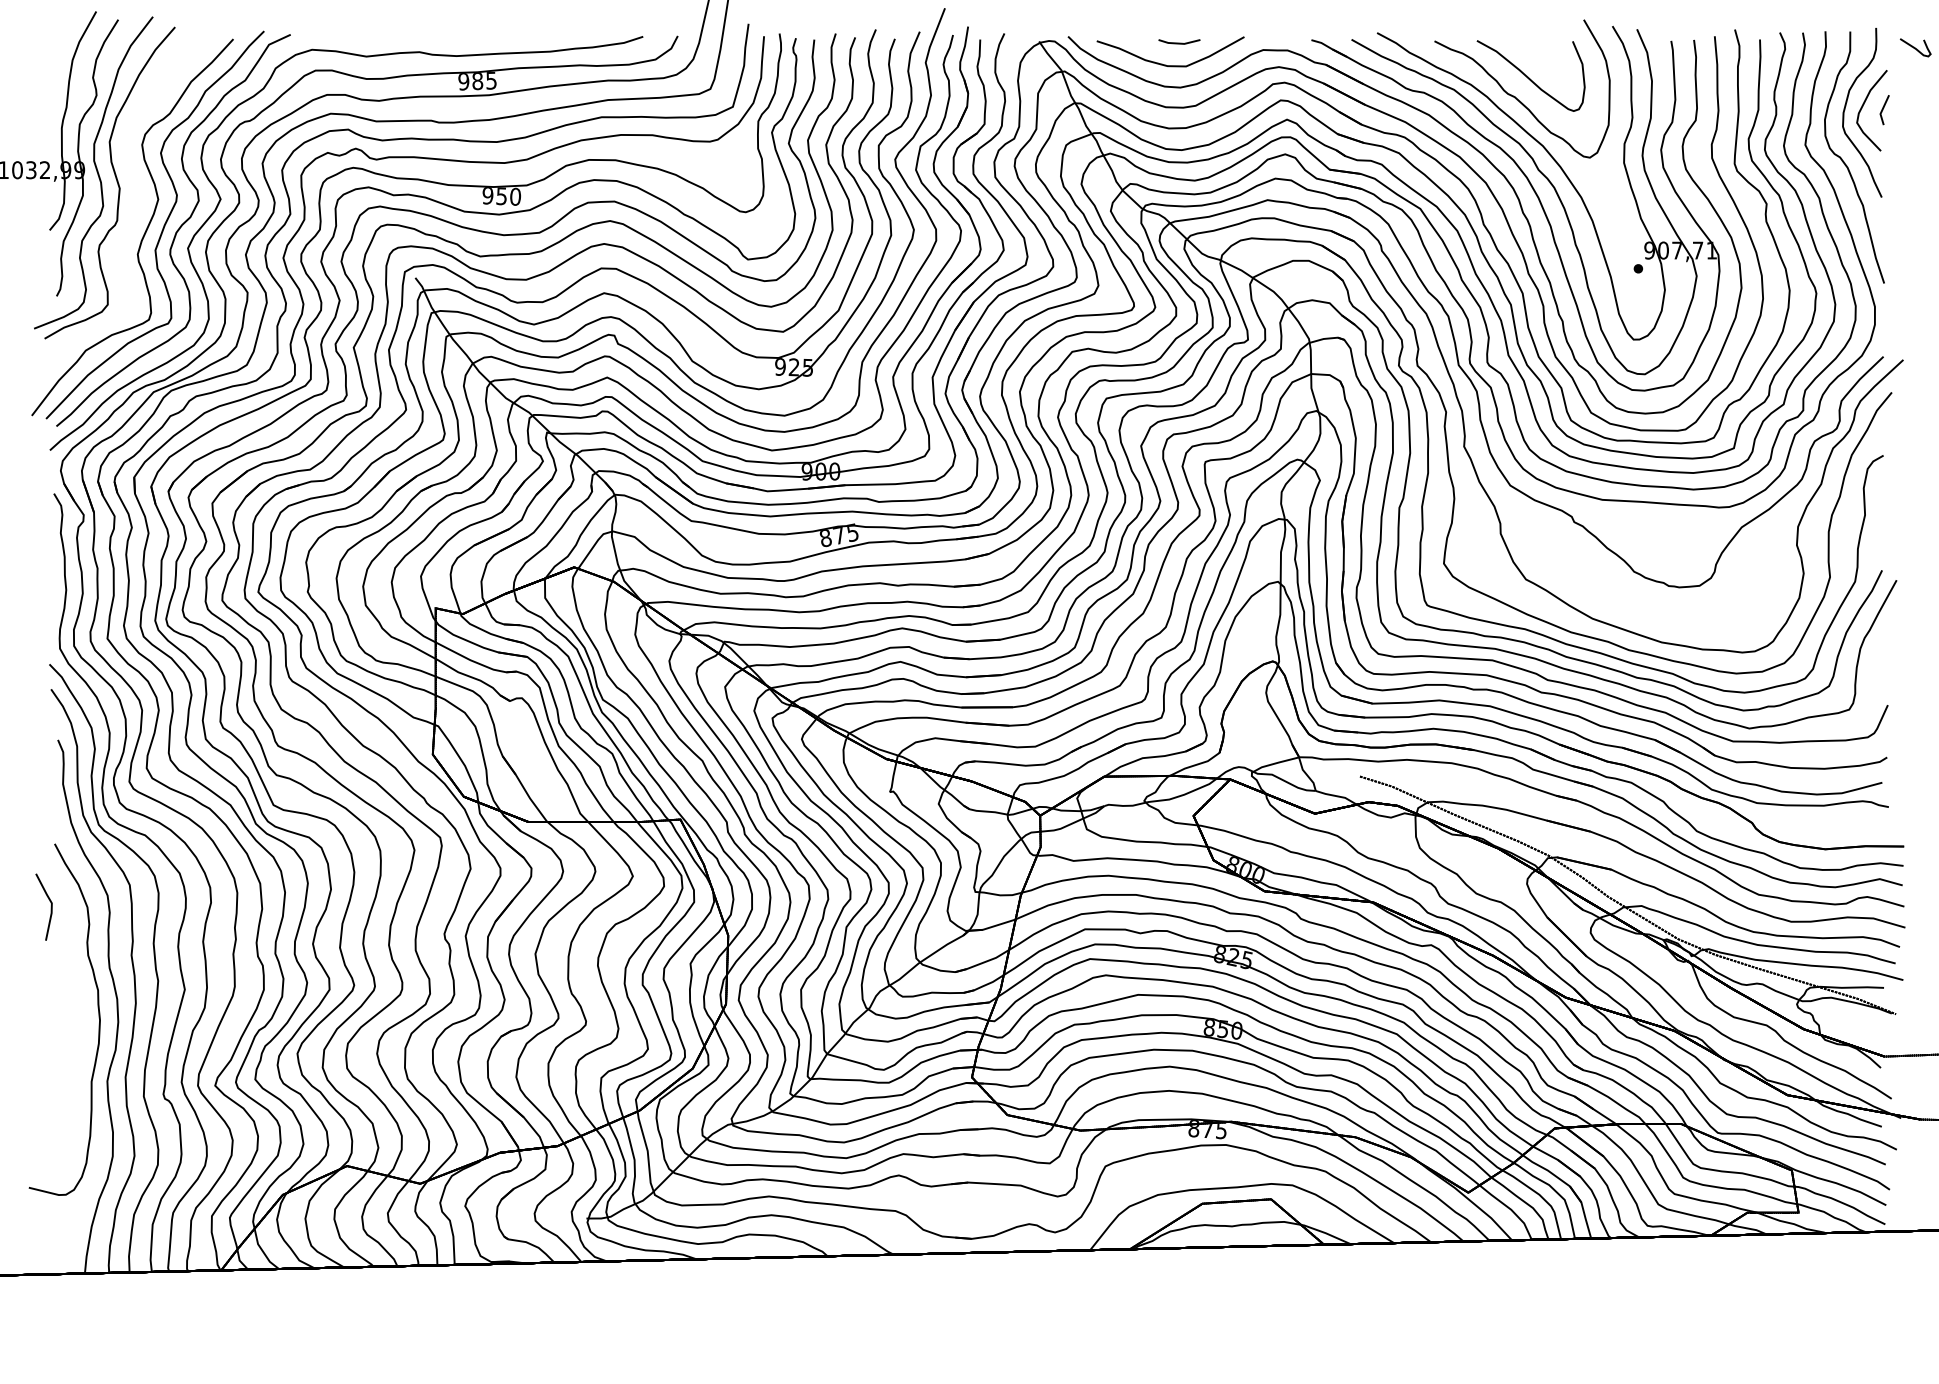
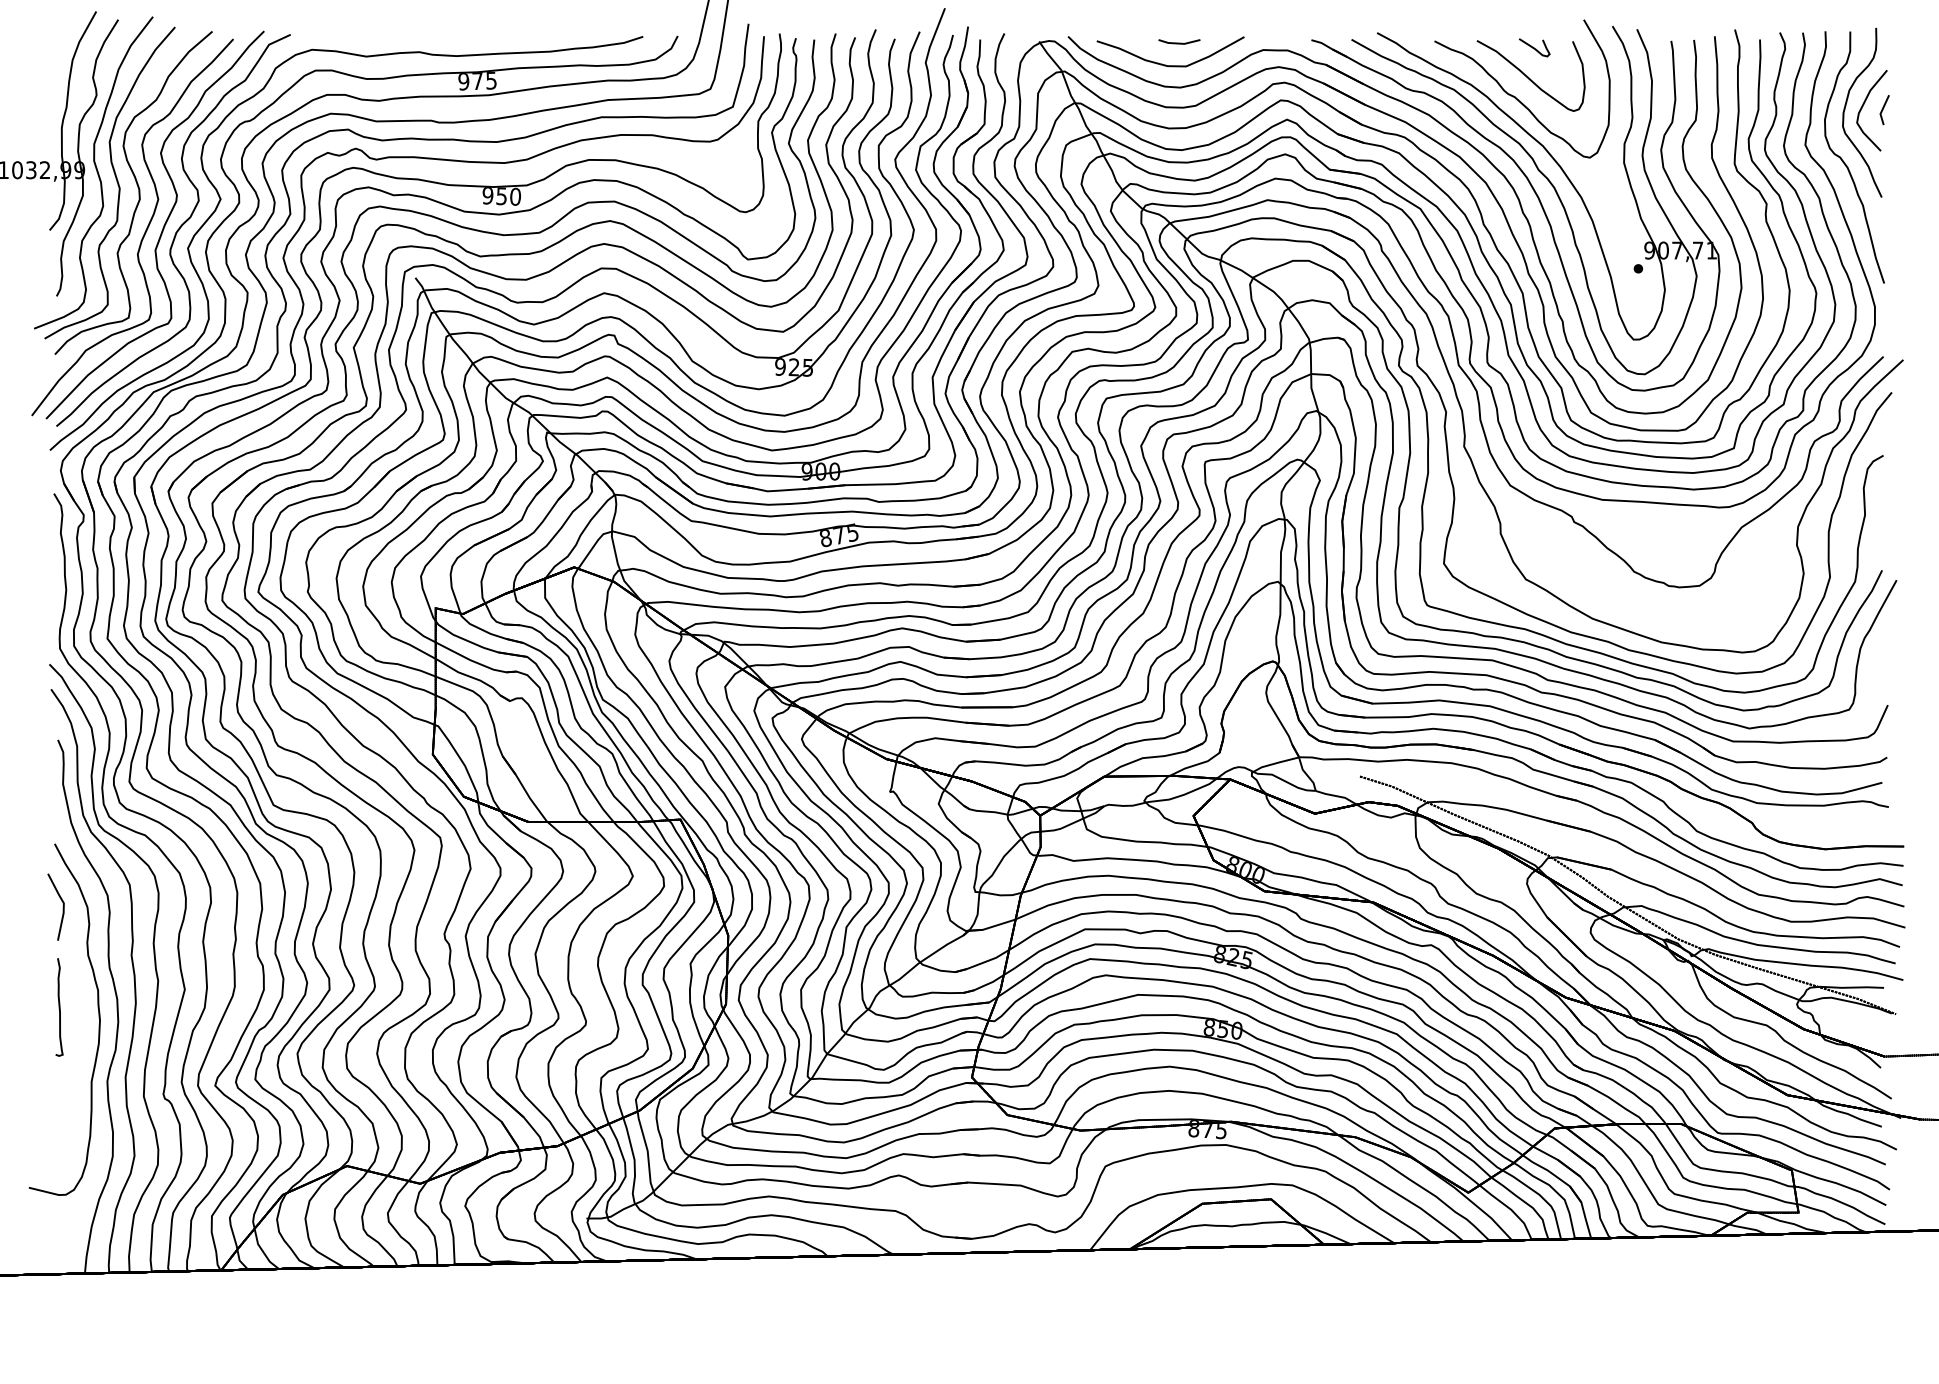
part position: (1915, 47) -> (1534, 47) (1534, 47)
text: 985 -> 975 (477, 81)
curve: none -> present (138, 192)
line position: (50, 906) -> (62, 906) (62, 906)
curve: none -> present (59, 1007)
